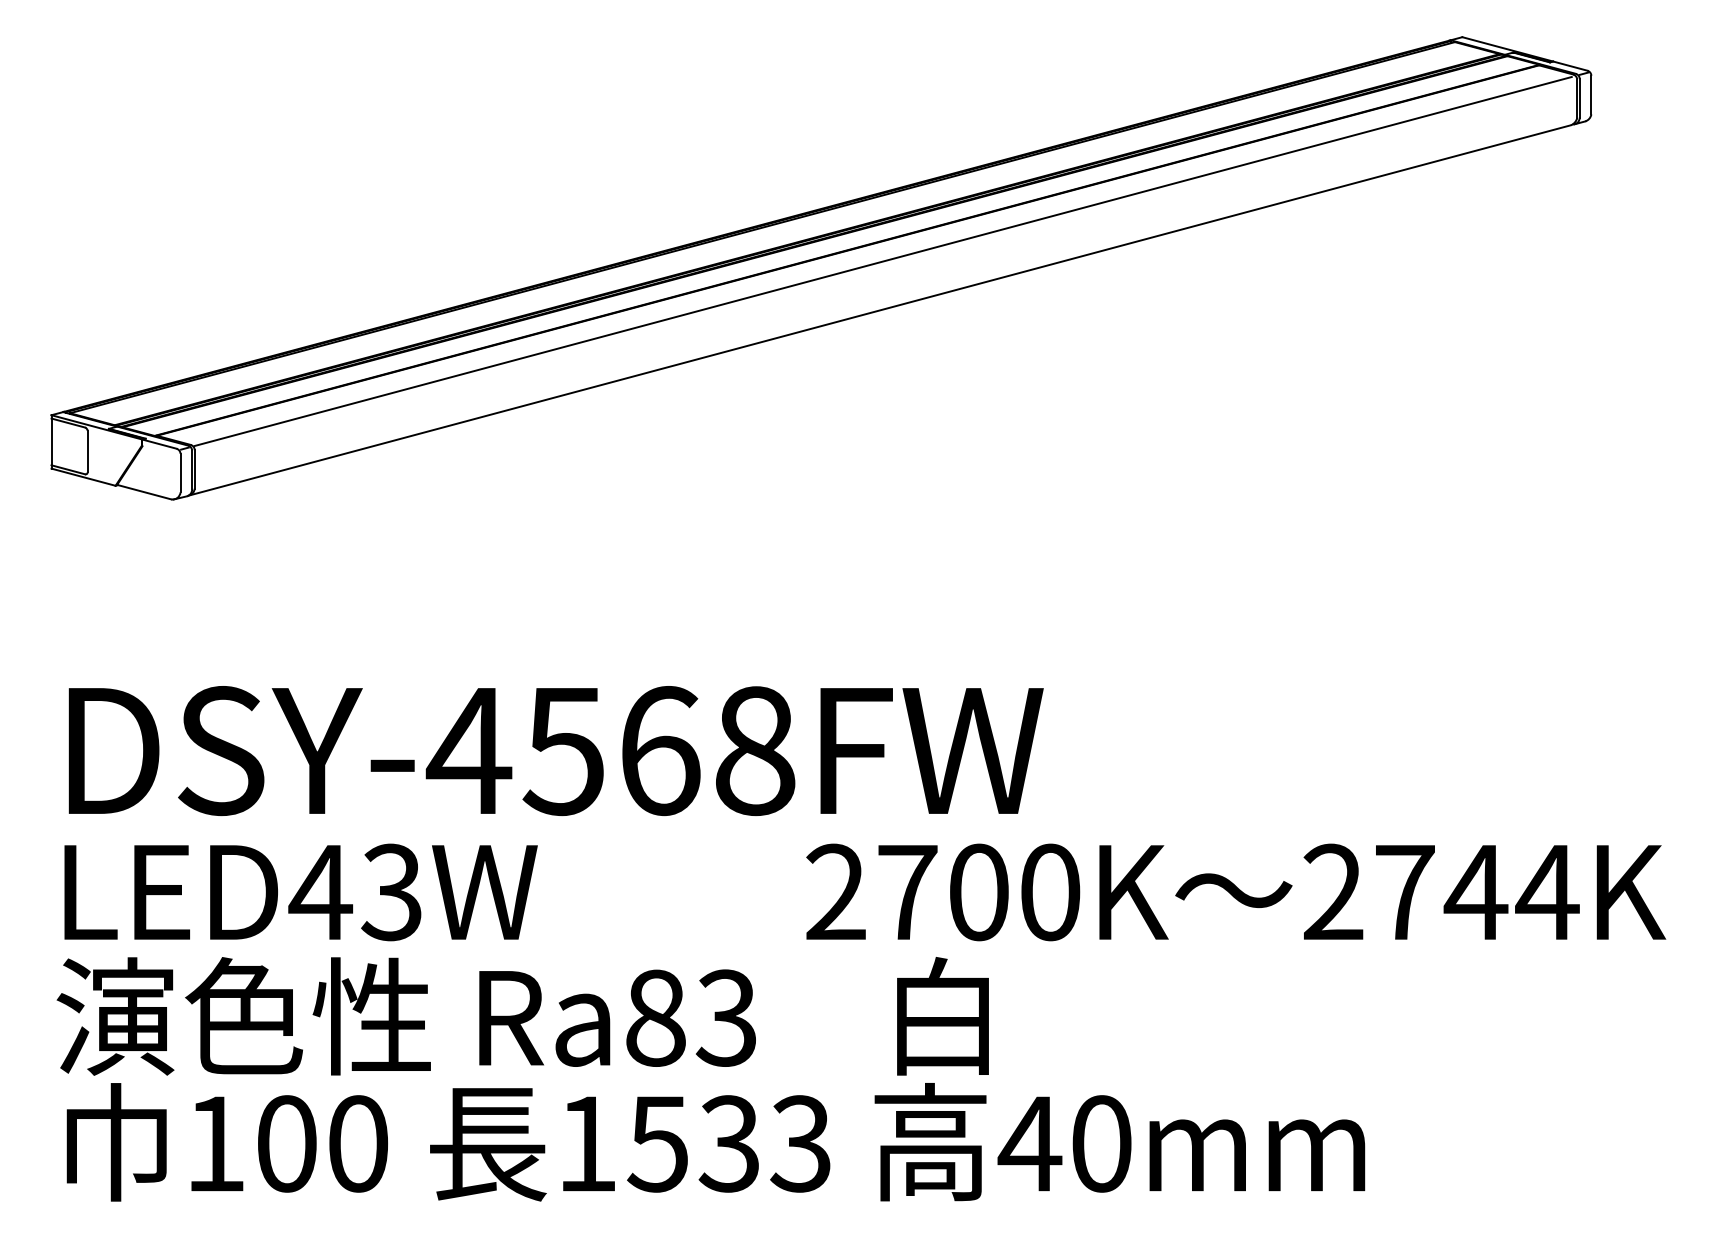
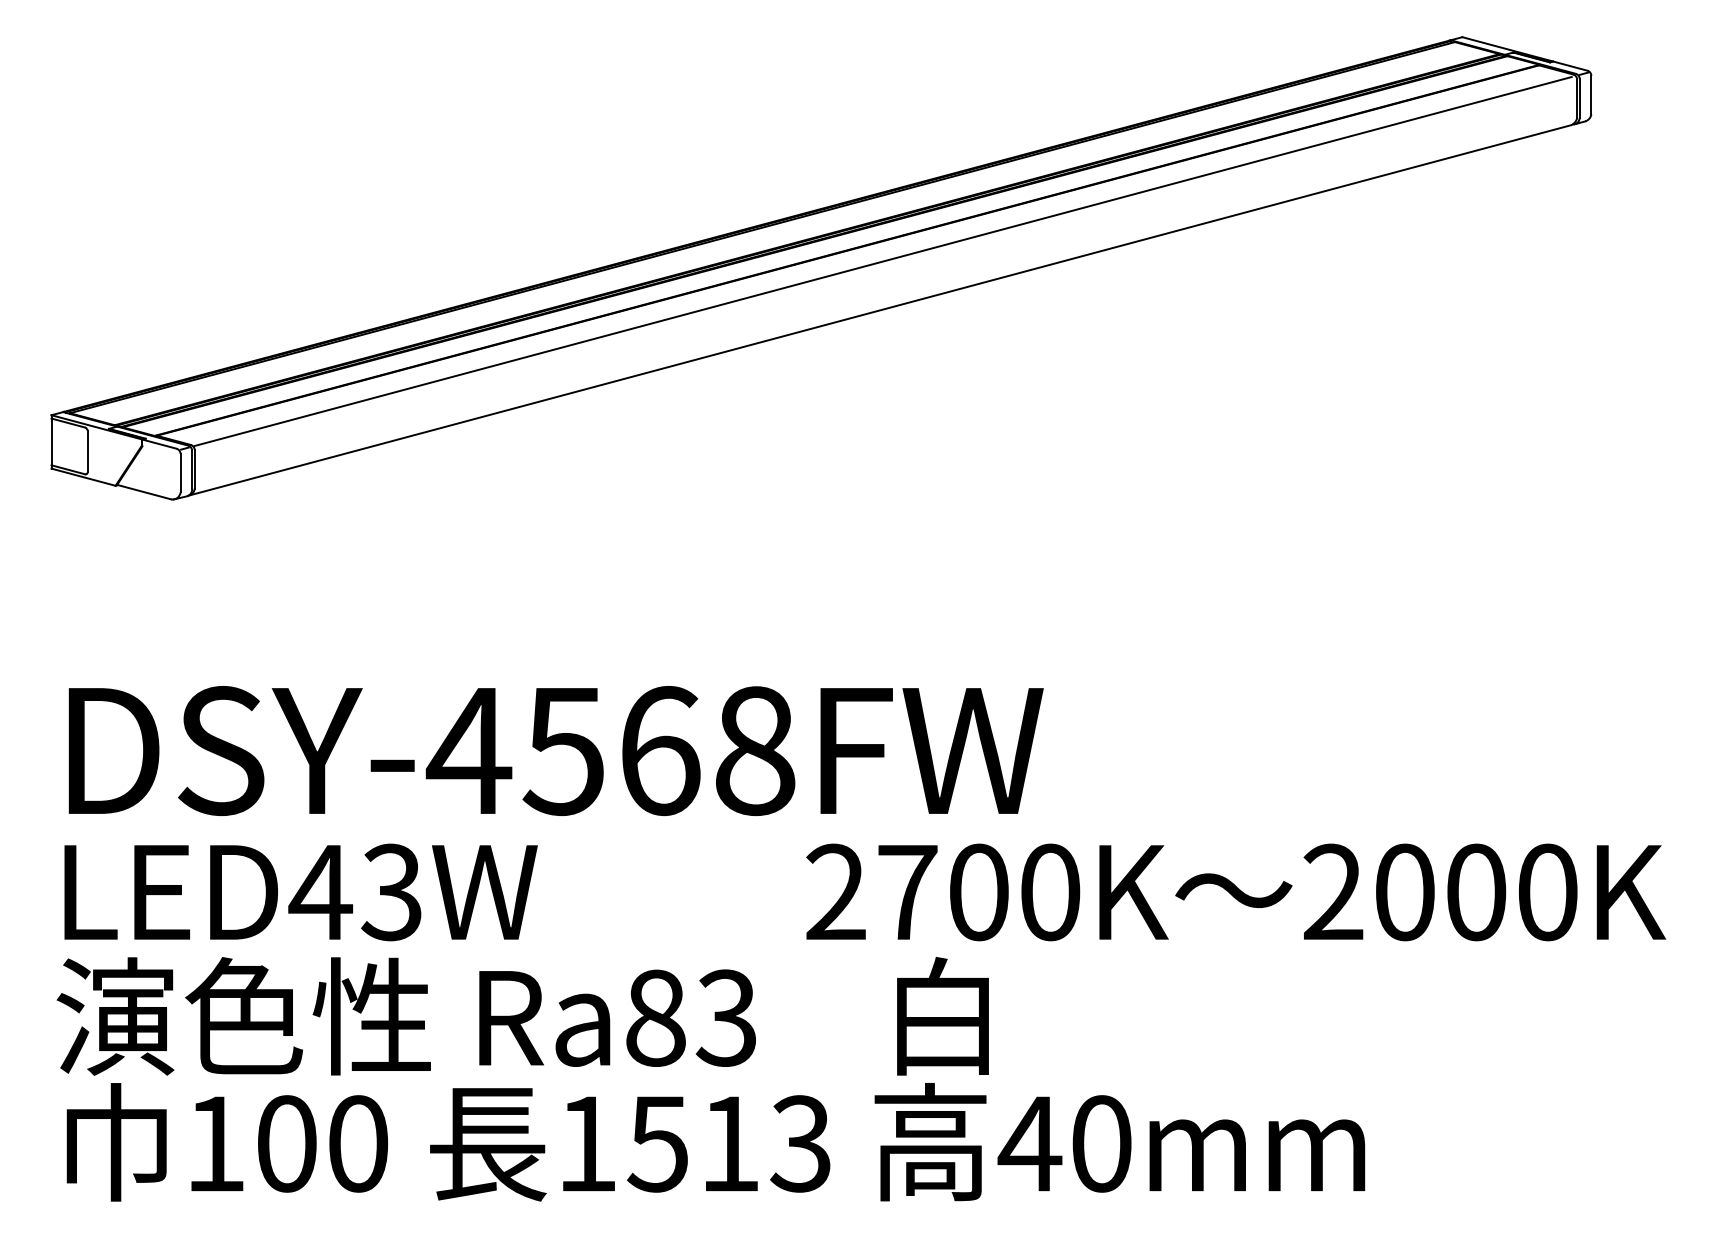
text: 2744K -> 2000K (1477, 892)
text: 1533 -> 1513 (728, 1143)
